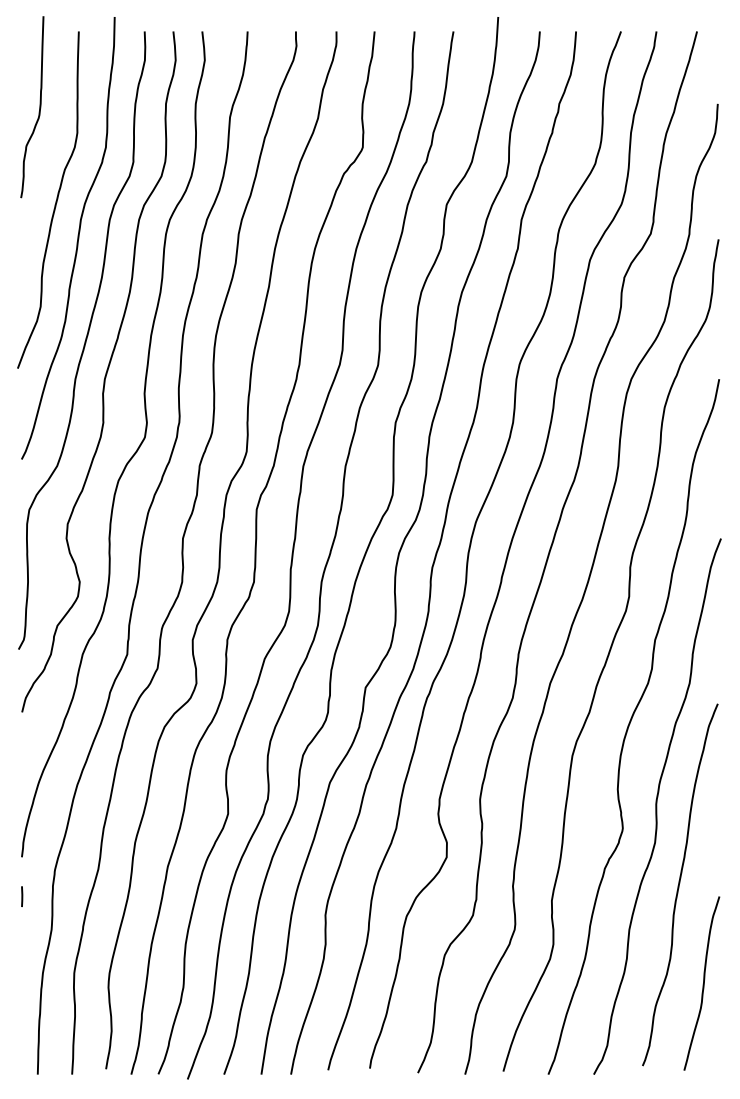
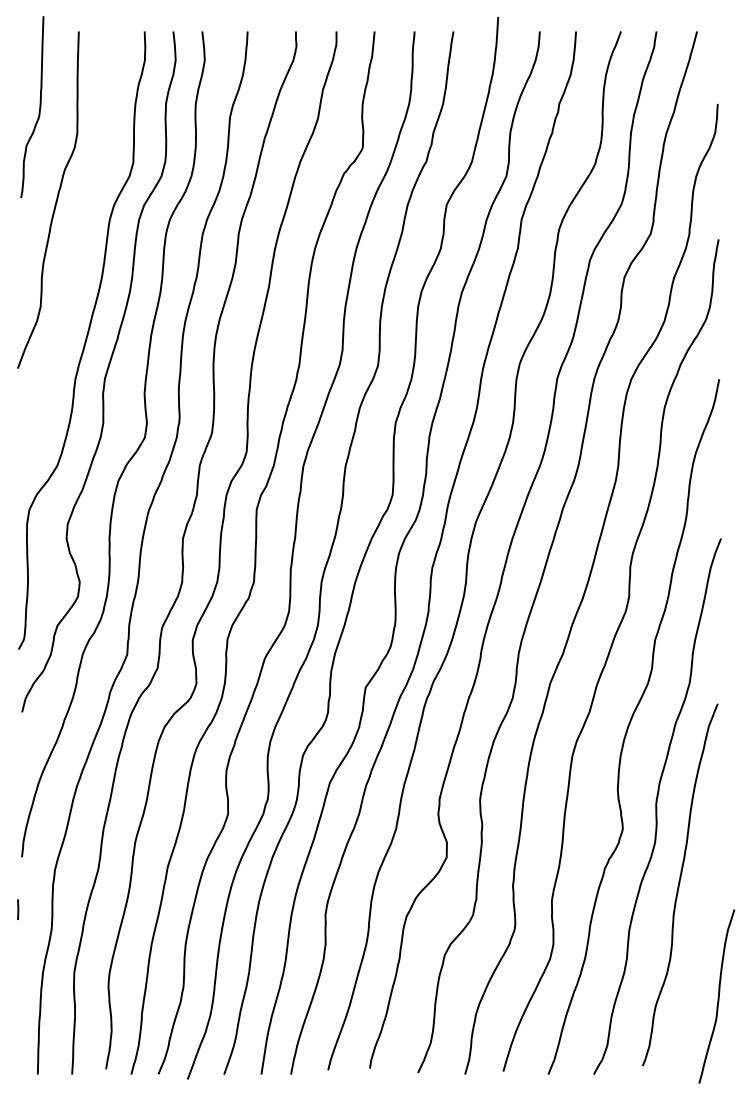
curve: present -> none (76, 242)
line position: (22, 896) -> (18, 909) (18, 909)
curve position: (702, 984) -> (717, 997) (717, 997)
